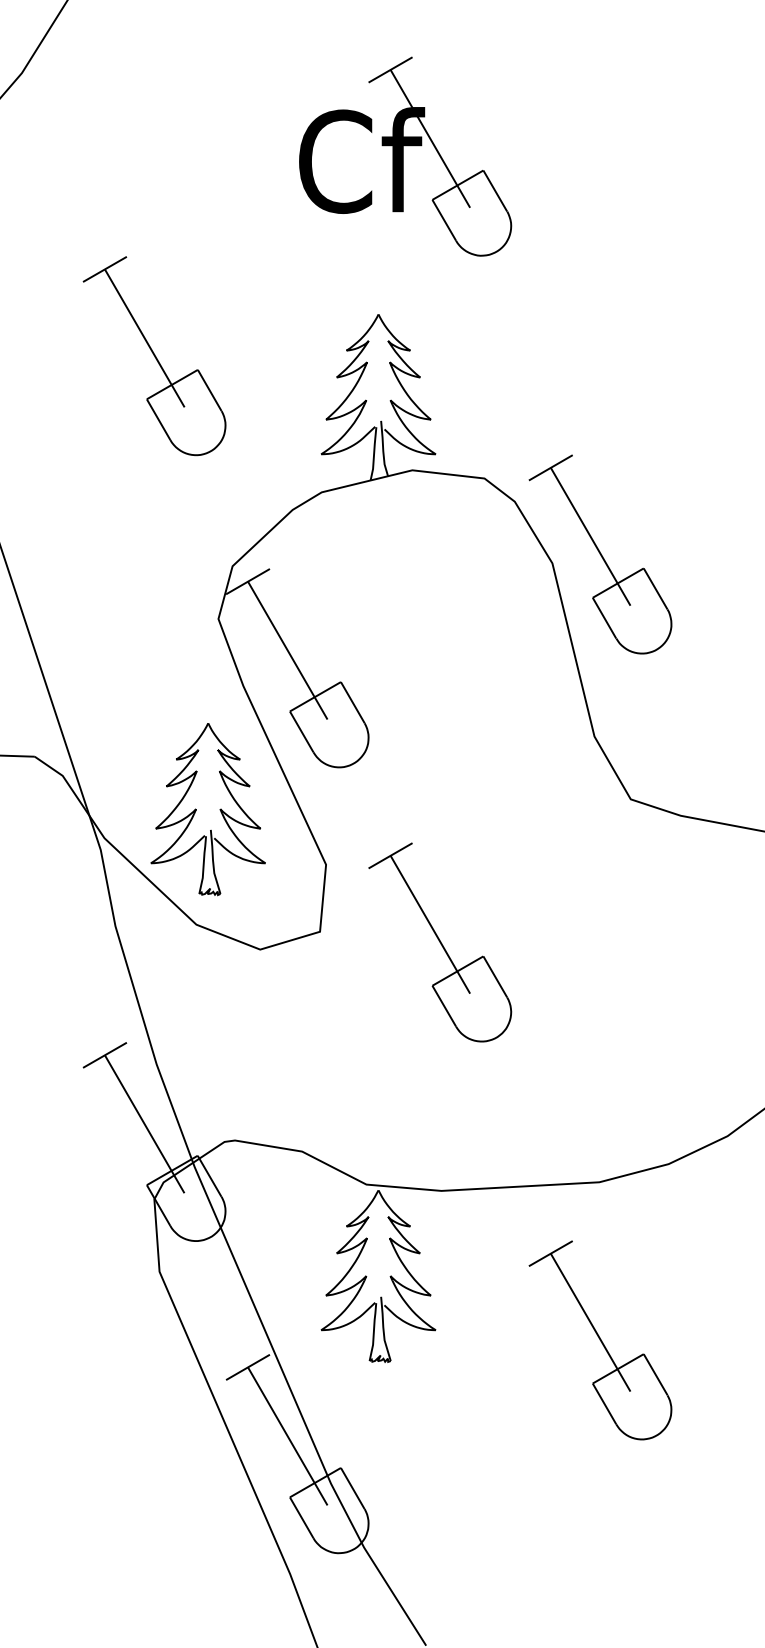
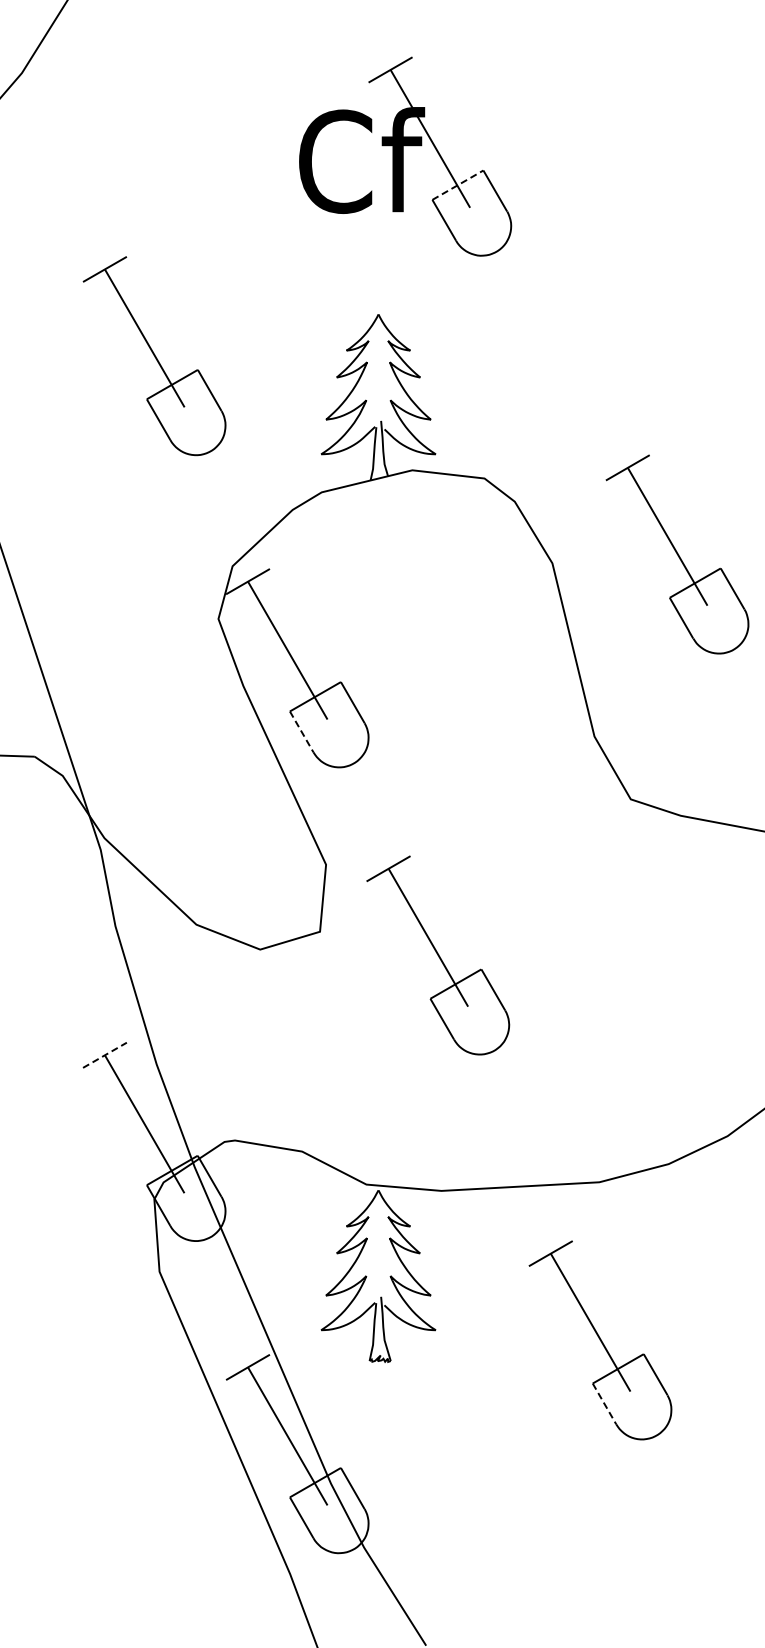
line: solid -> dashed (458, 184)
part position: (600, 554) -> (677, 554) (677, 554)
line: solid -> dashed (301, 731)
part: present -> none (196, 809)
part position: (440, 942) -> (438, 955) (438, 955)
line: solid -> dashed (105, 1055)
line: solid -> dashed (604, 1403)
